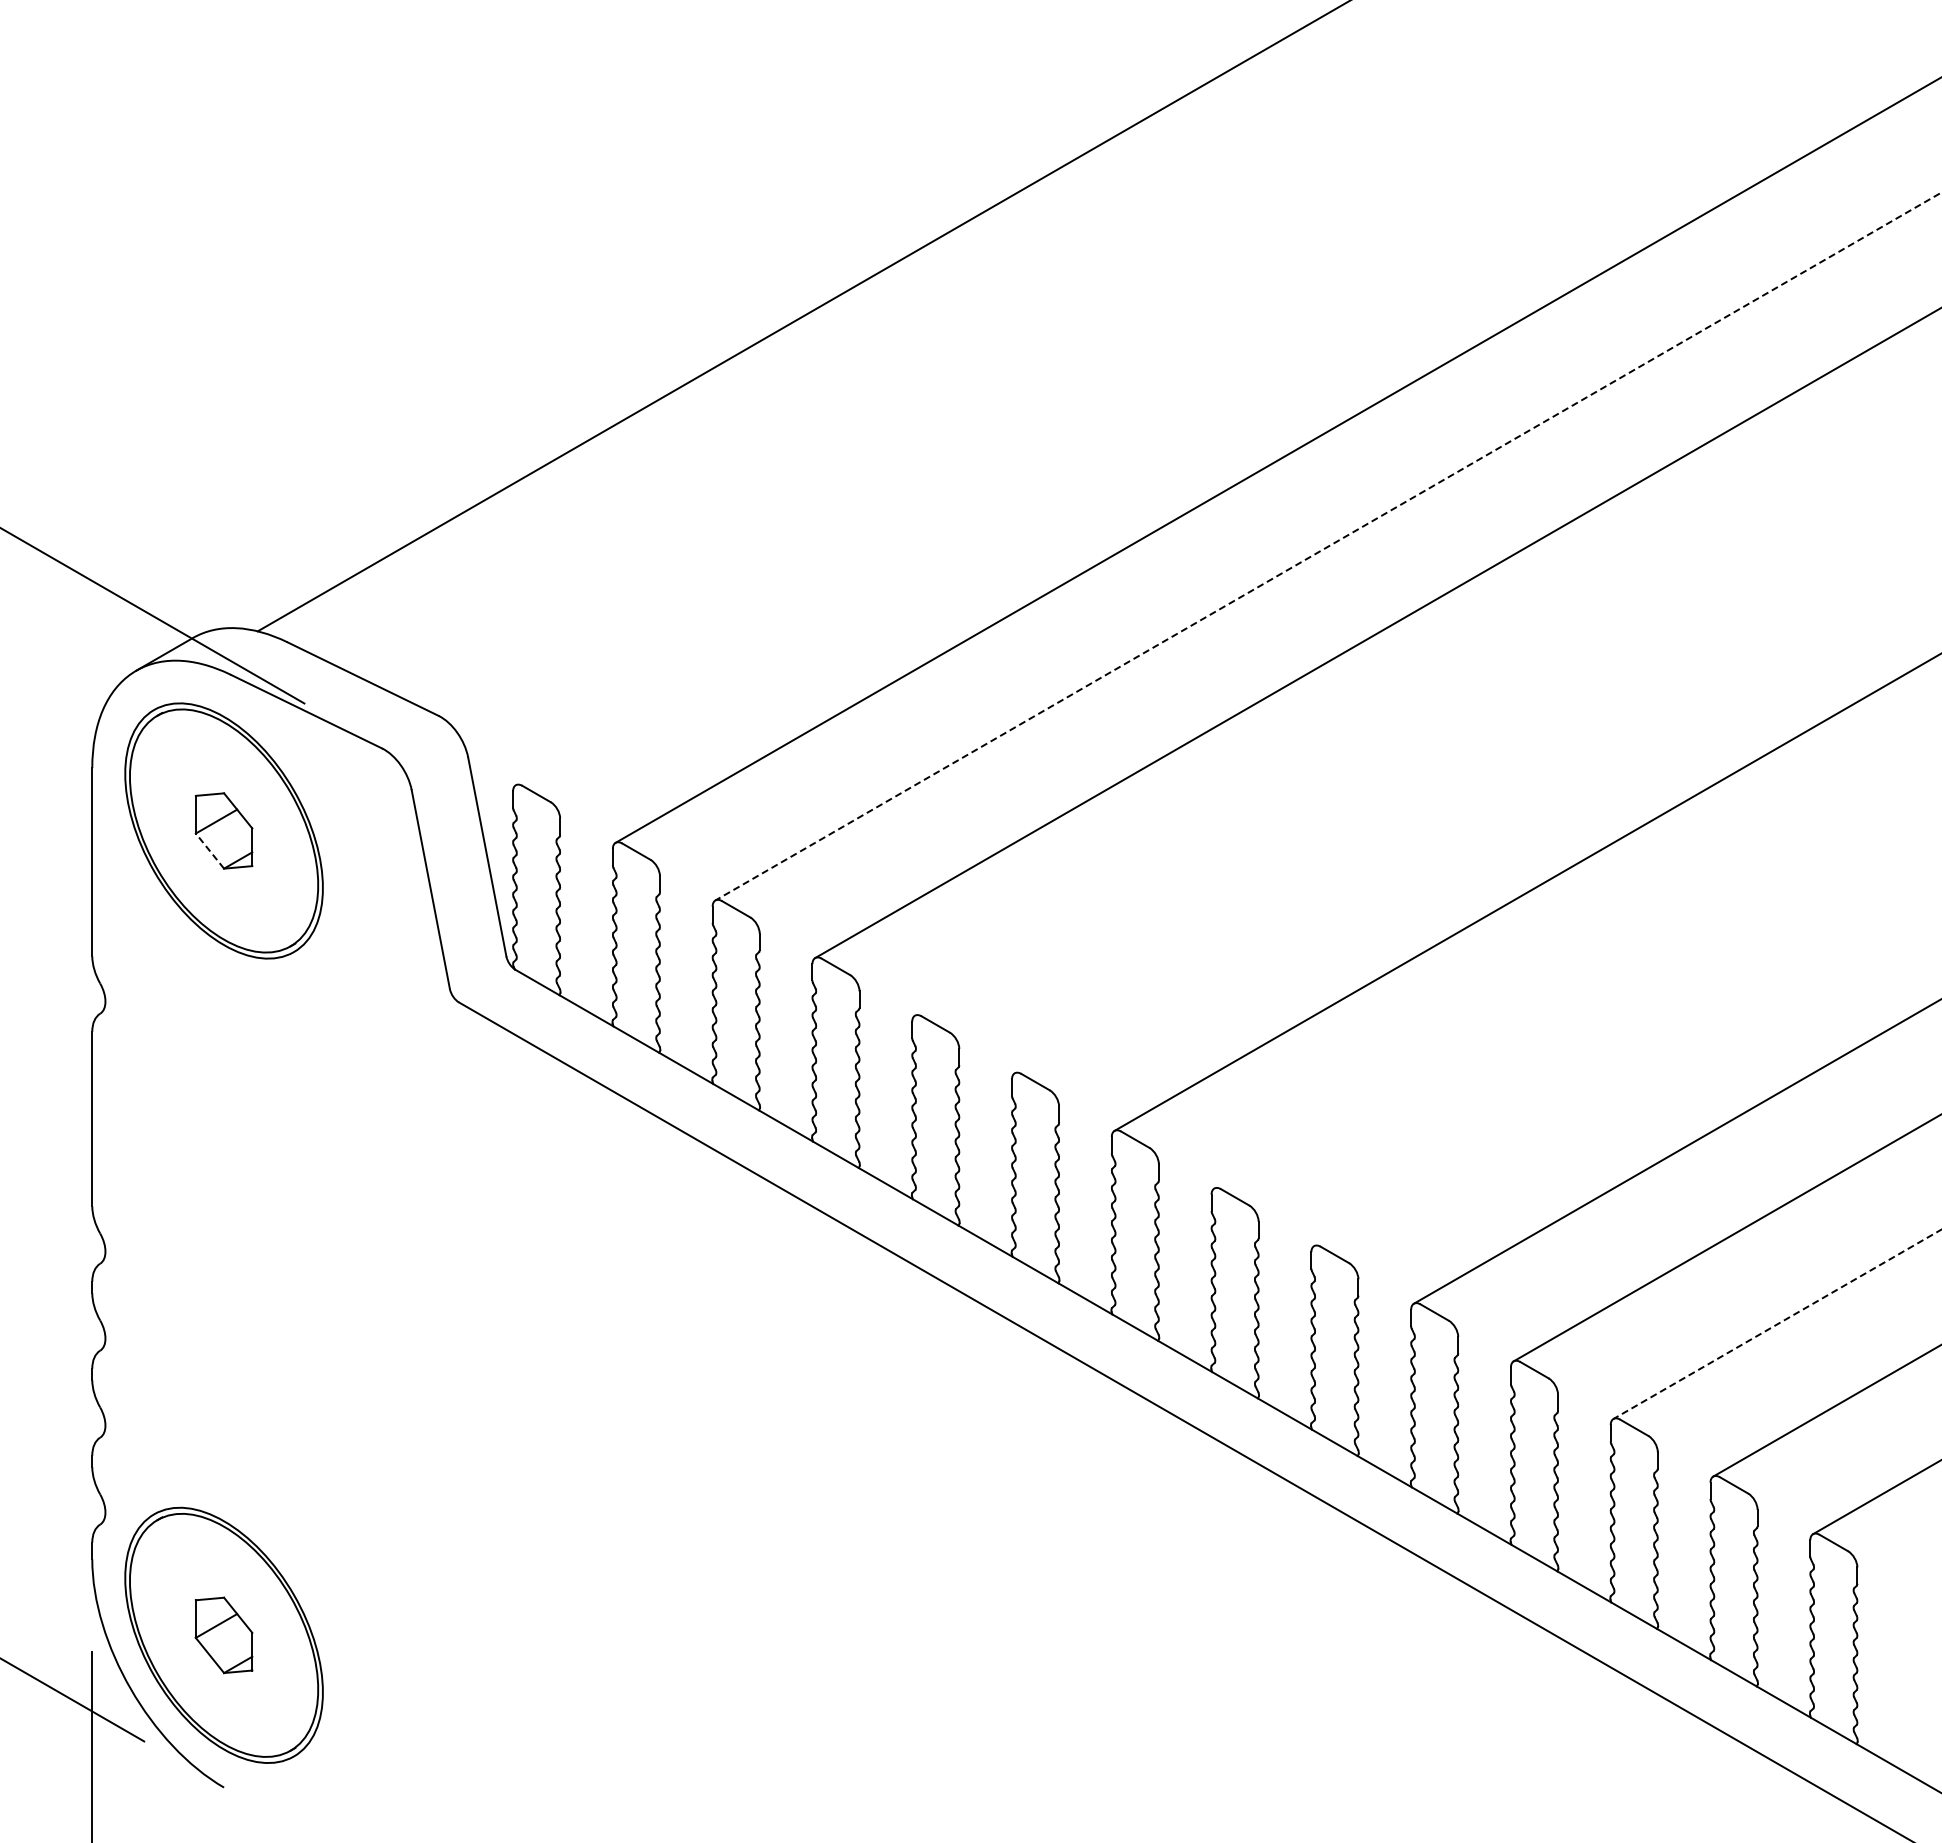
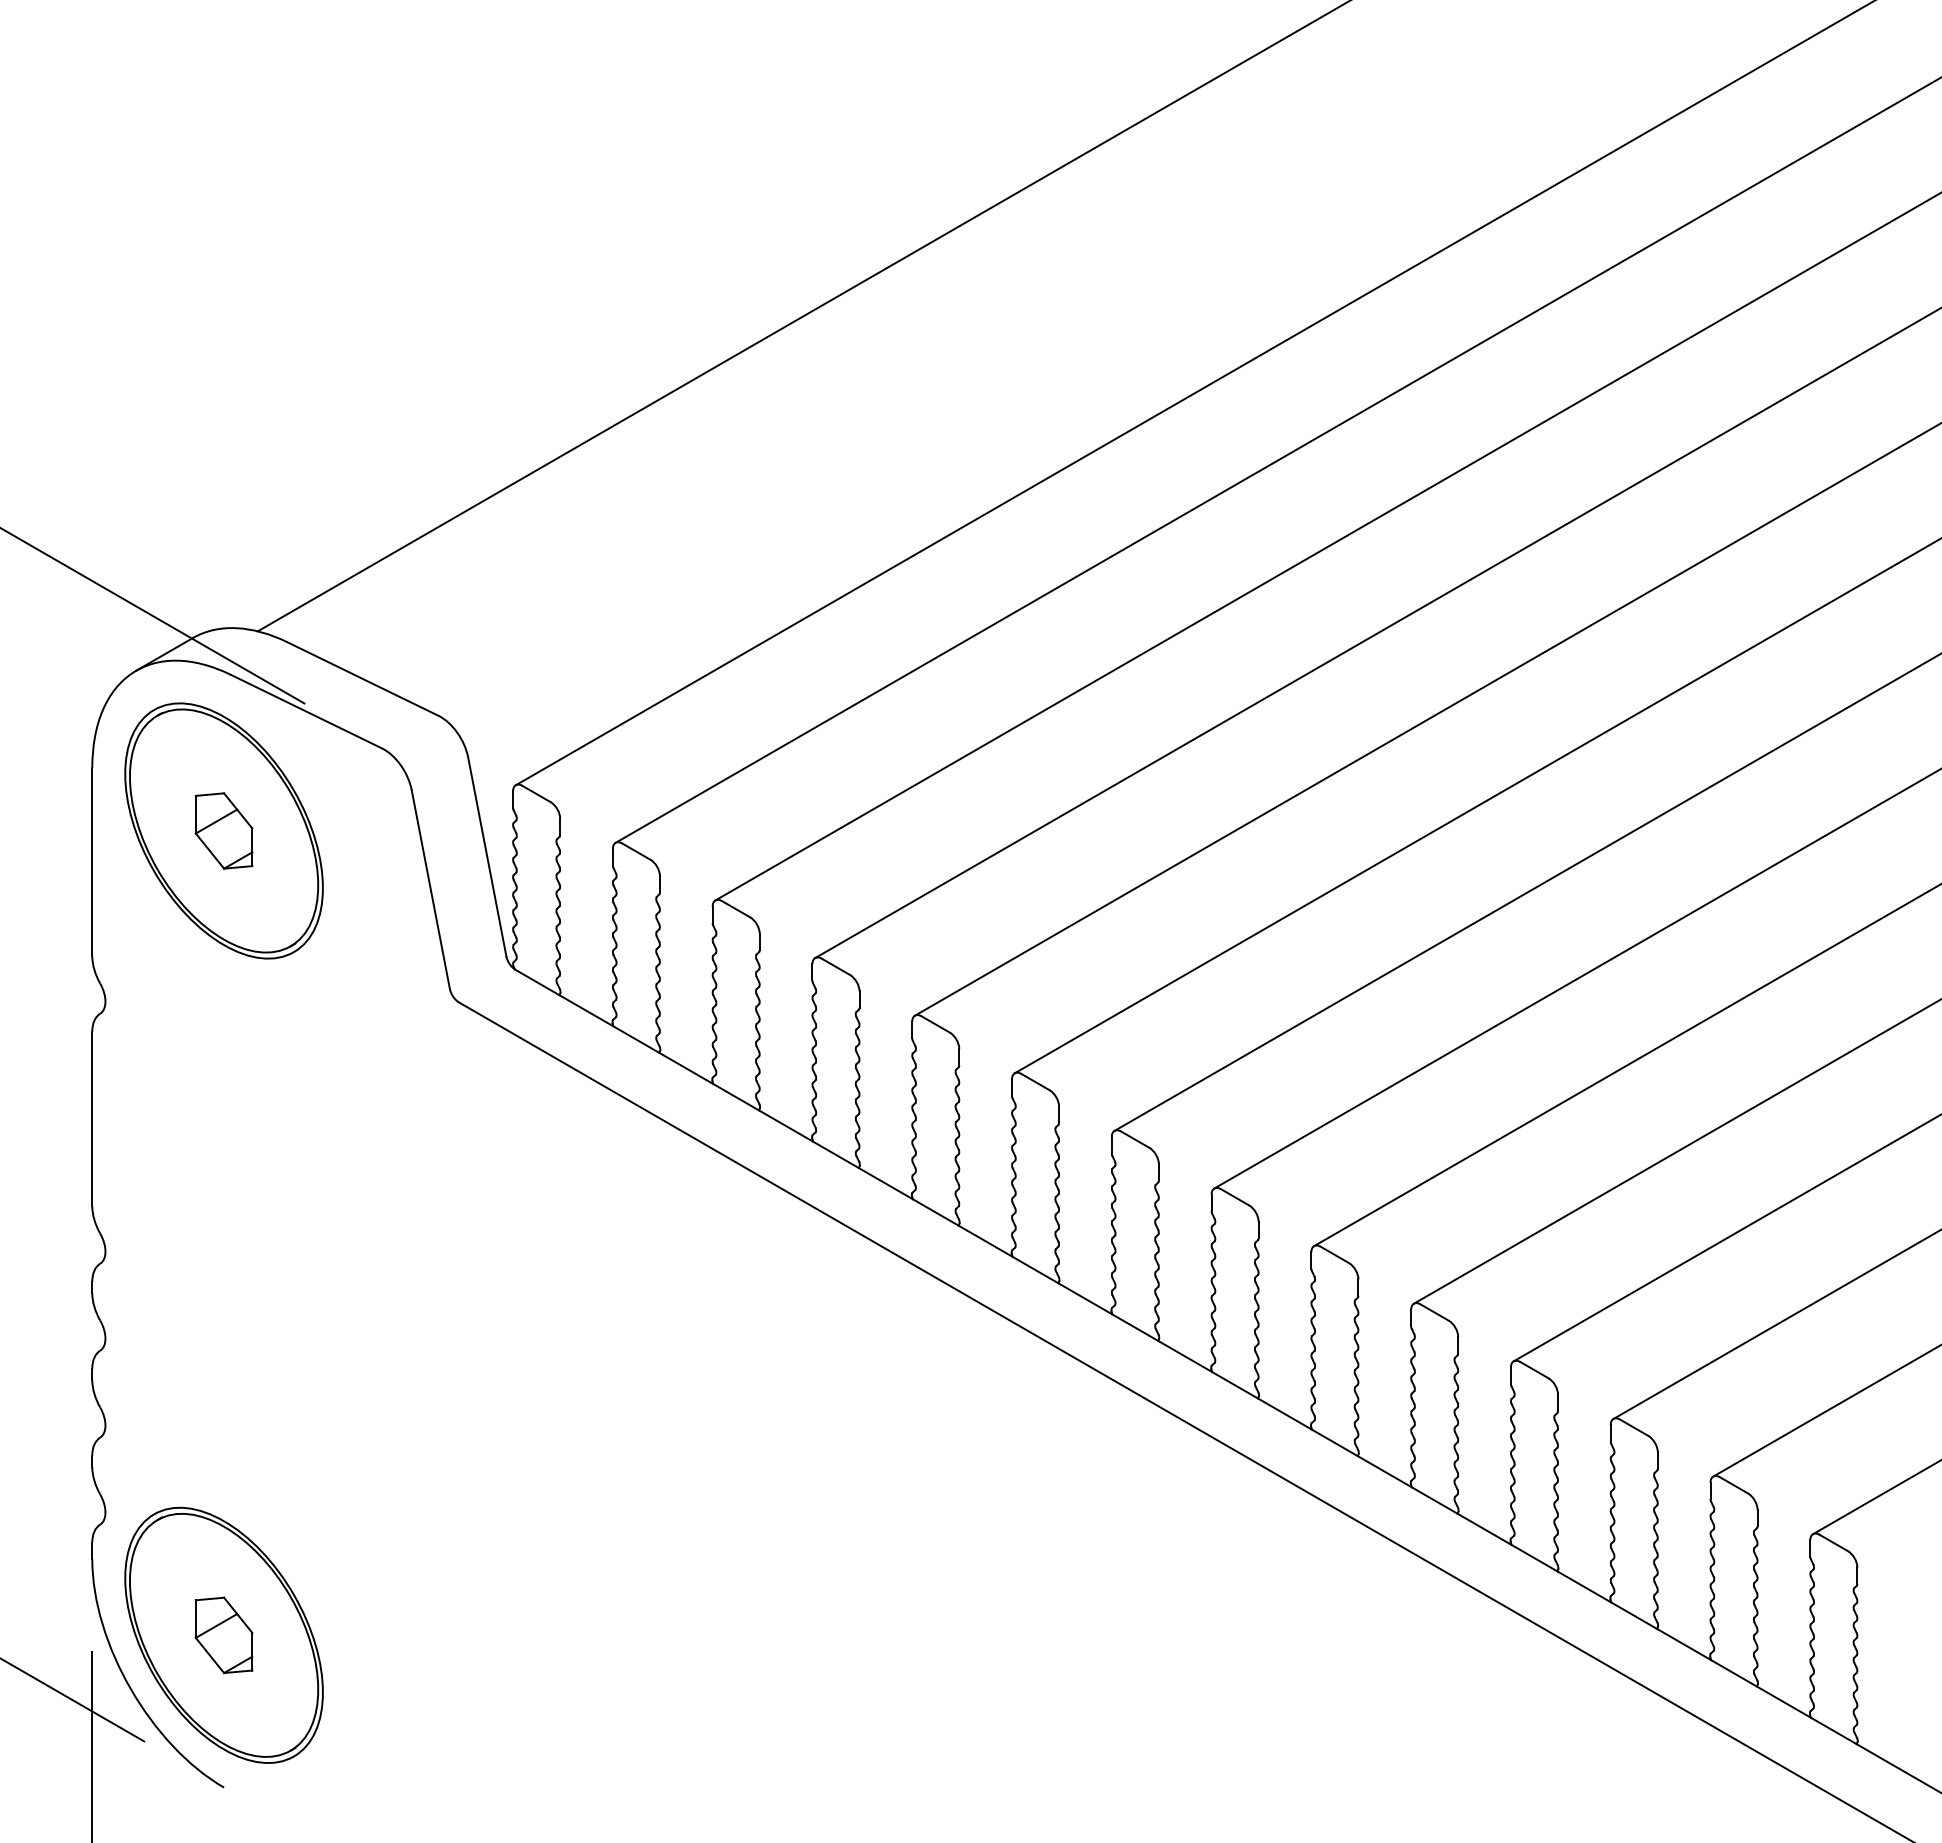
line: none -> present (1193, 393)
line: dashed -> solid (1328, 546)
line: none -> present (1426, 719)
line: none -> present (1476, 806)
line: dashed -> solid (209, 851)
line: none -> present (1576, 979)
line: none -> present (1626, 1065)
line: dashed -> solid (1777, 1324)
